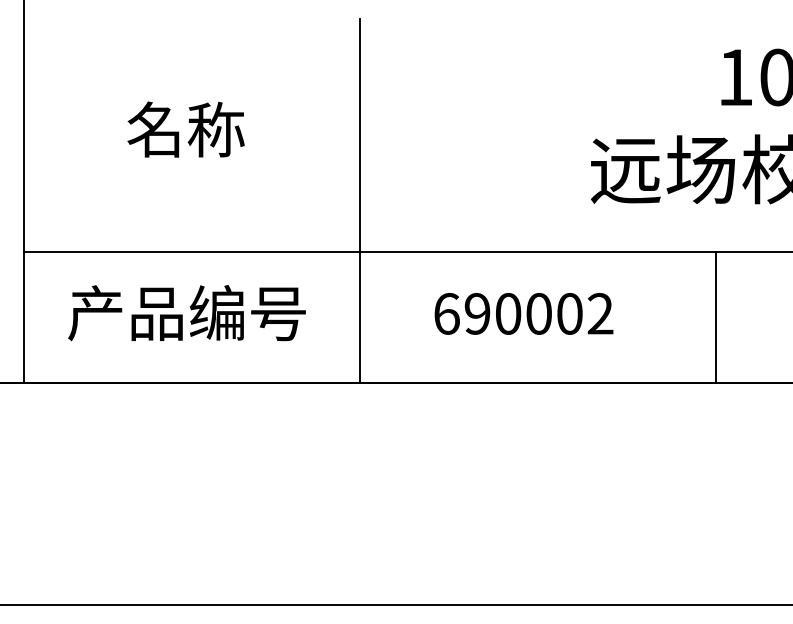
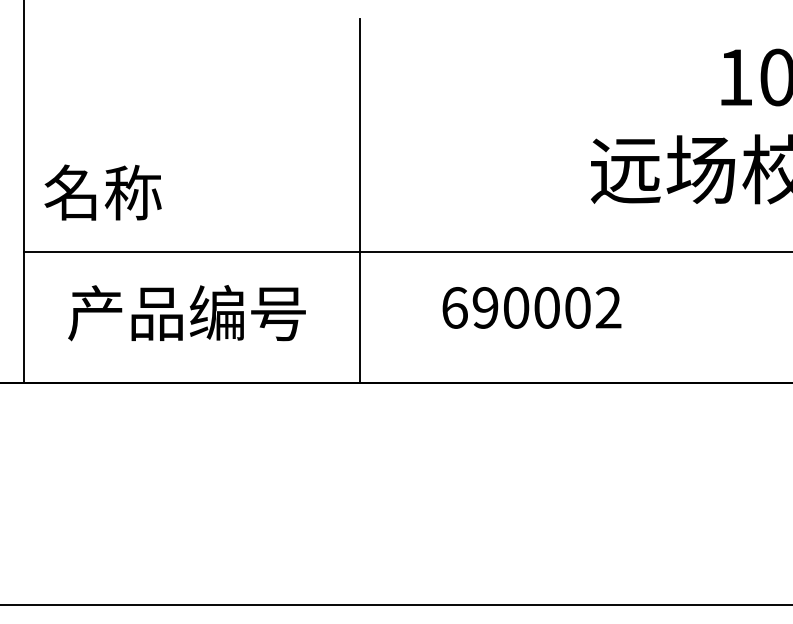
text position: (185, 129) -> (102, 192) (102, 192)
text position: (523, 313) -> (531, 307) (531, 307)
line: present -> none (715, 317)
